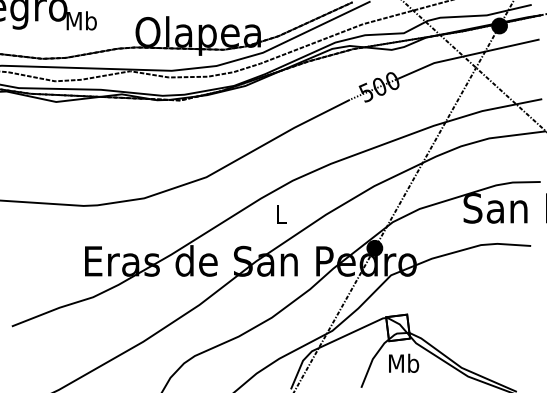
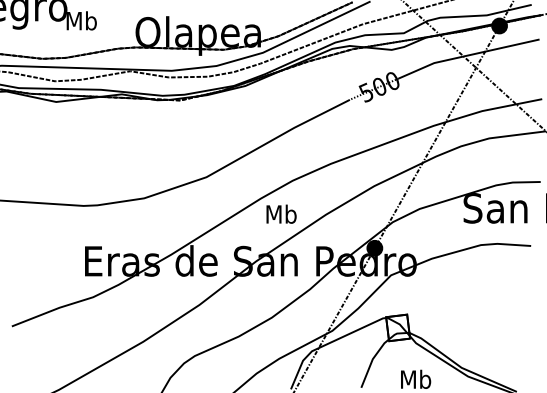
text: L -> Mb (281, 213)
text position: (404, 362) -> (416, 378) (416, 378)
